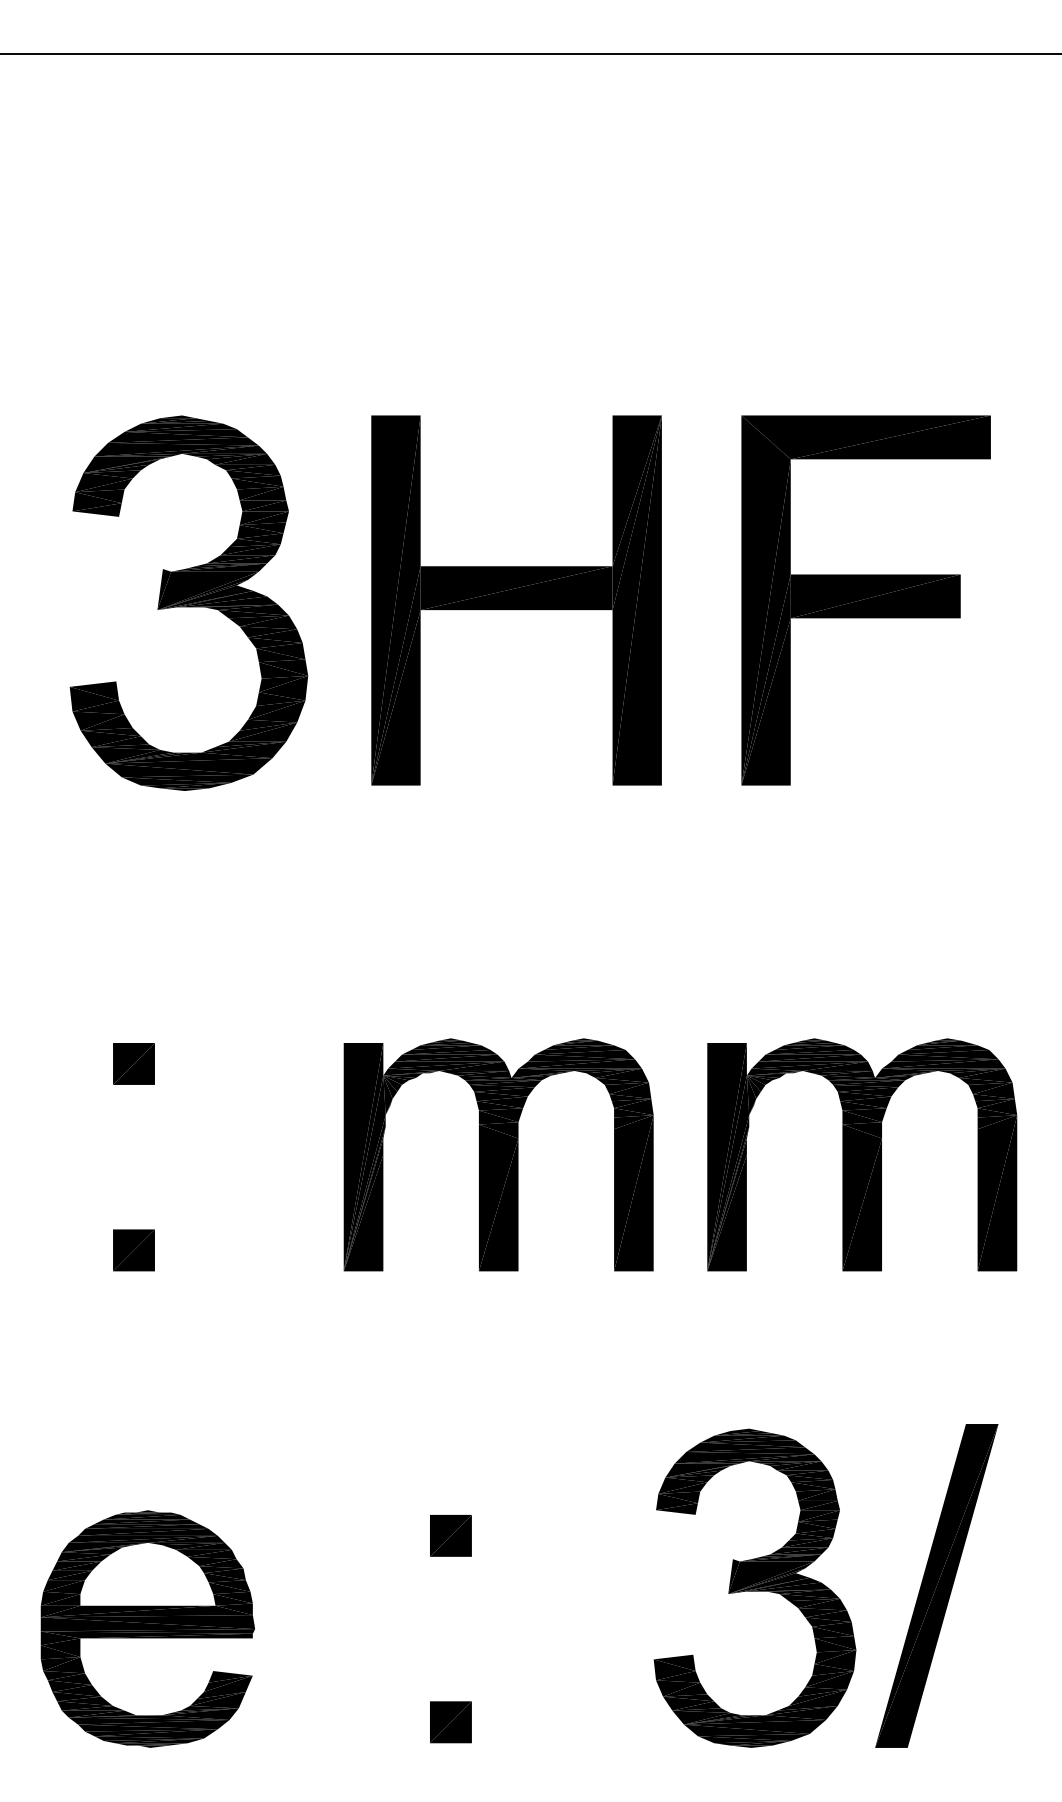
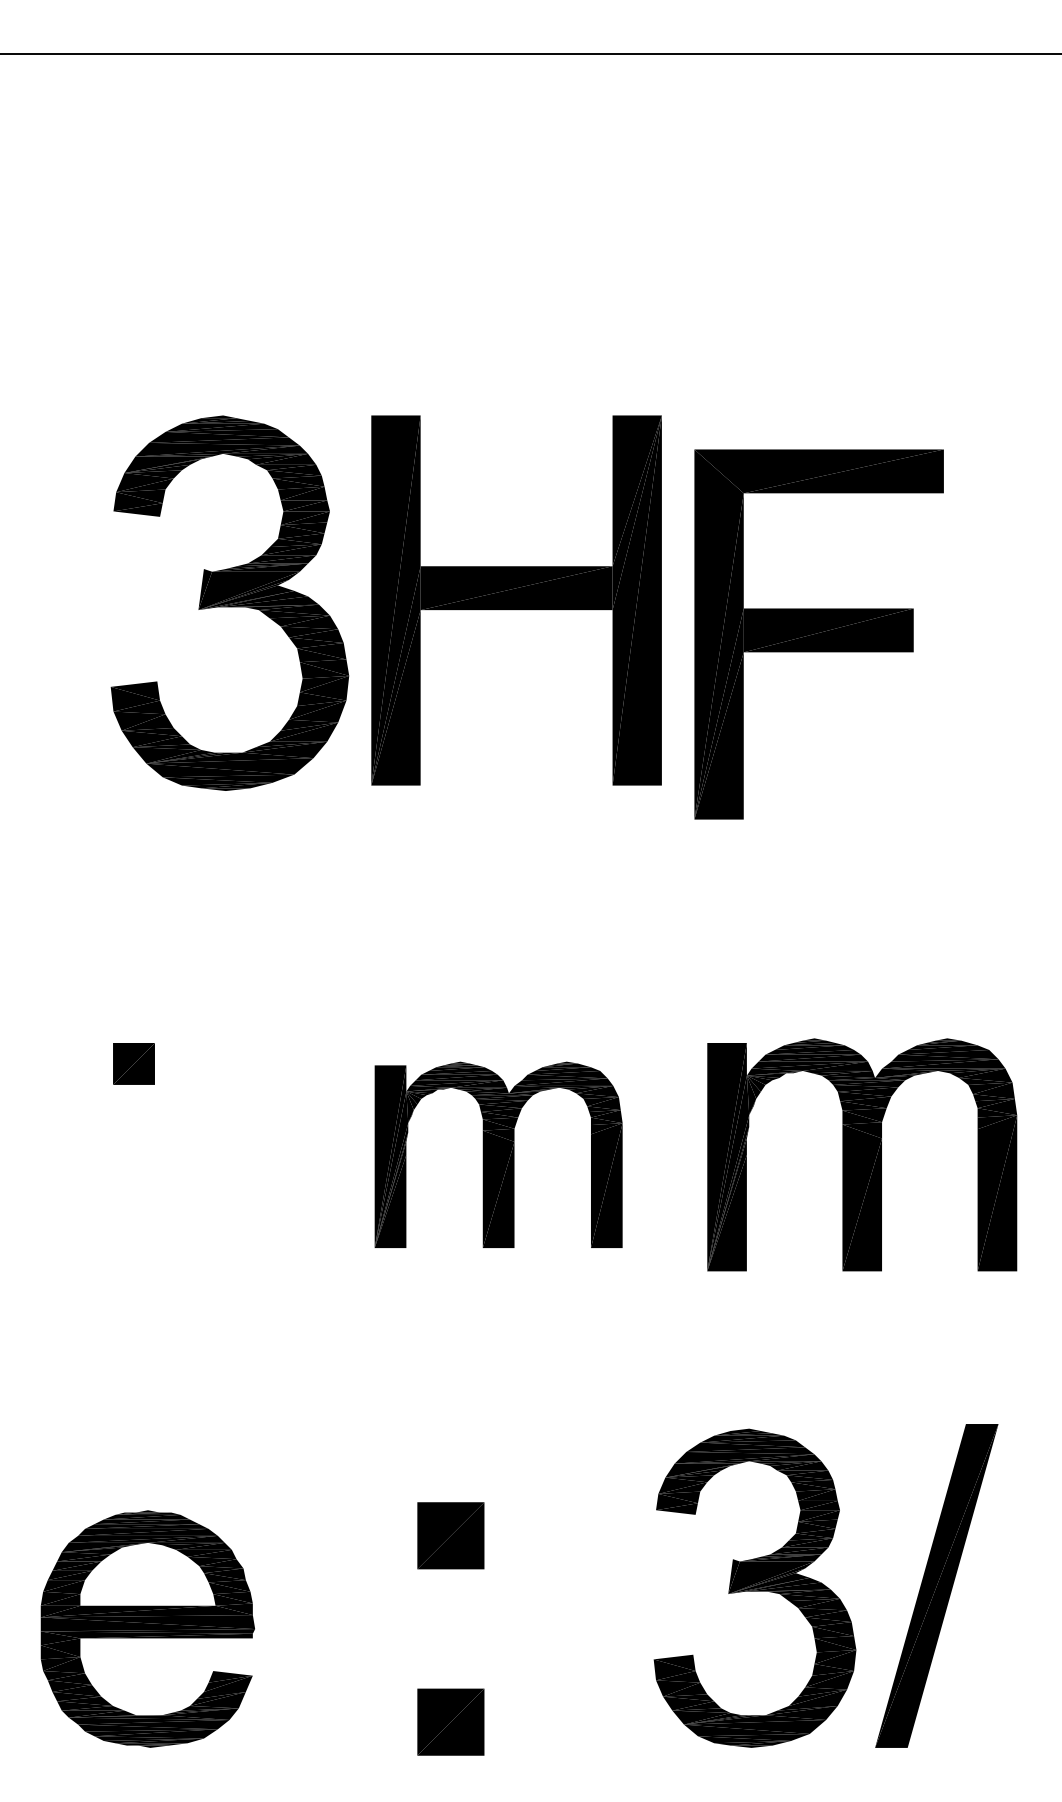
part position: (865, 600) -> (818, 634) (818, 634)
part position: (188, 602) -> (229, 602) (229, 602)
part size: 311x234 px -> 249x187 px (498, 1154)
part: present -> none (133, 1250)
part size: 42x42 px -> 68x68 px (450, 1535)
part size: 42x43 px -> 68x68 px (450, 1721)
